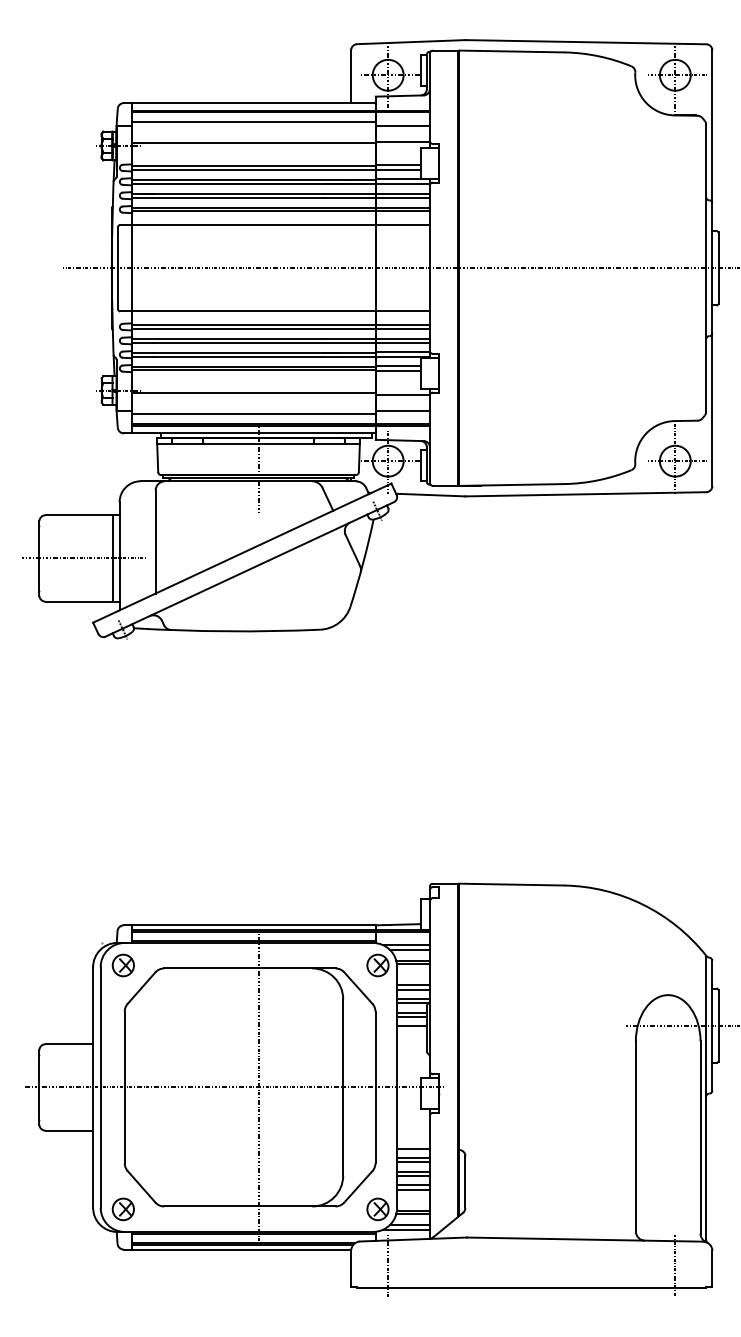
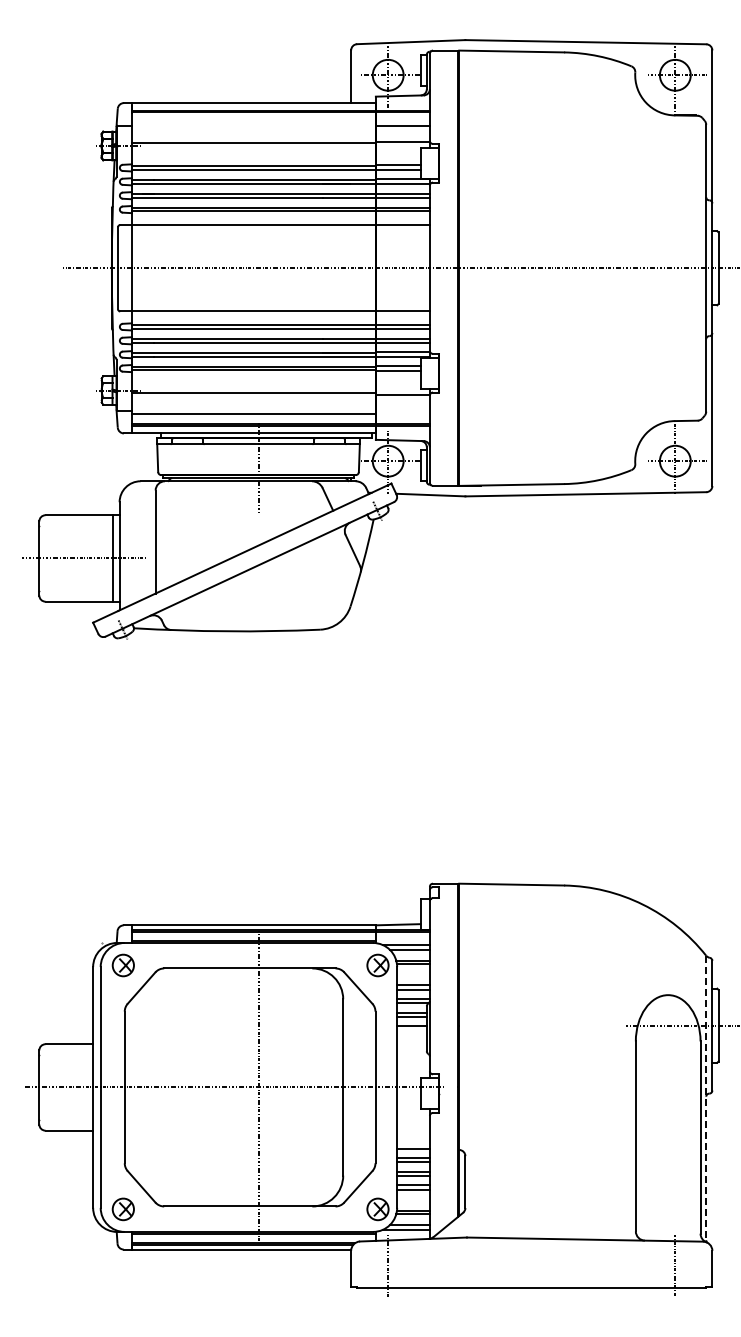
line: present -> none (253, 122)
line: present -> none (402, 410)
line: solid -> dashed (706, 1098)
